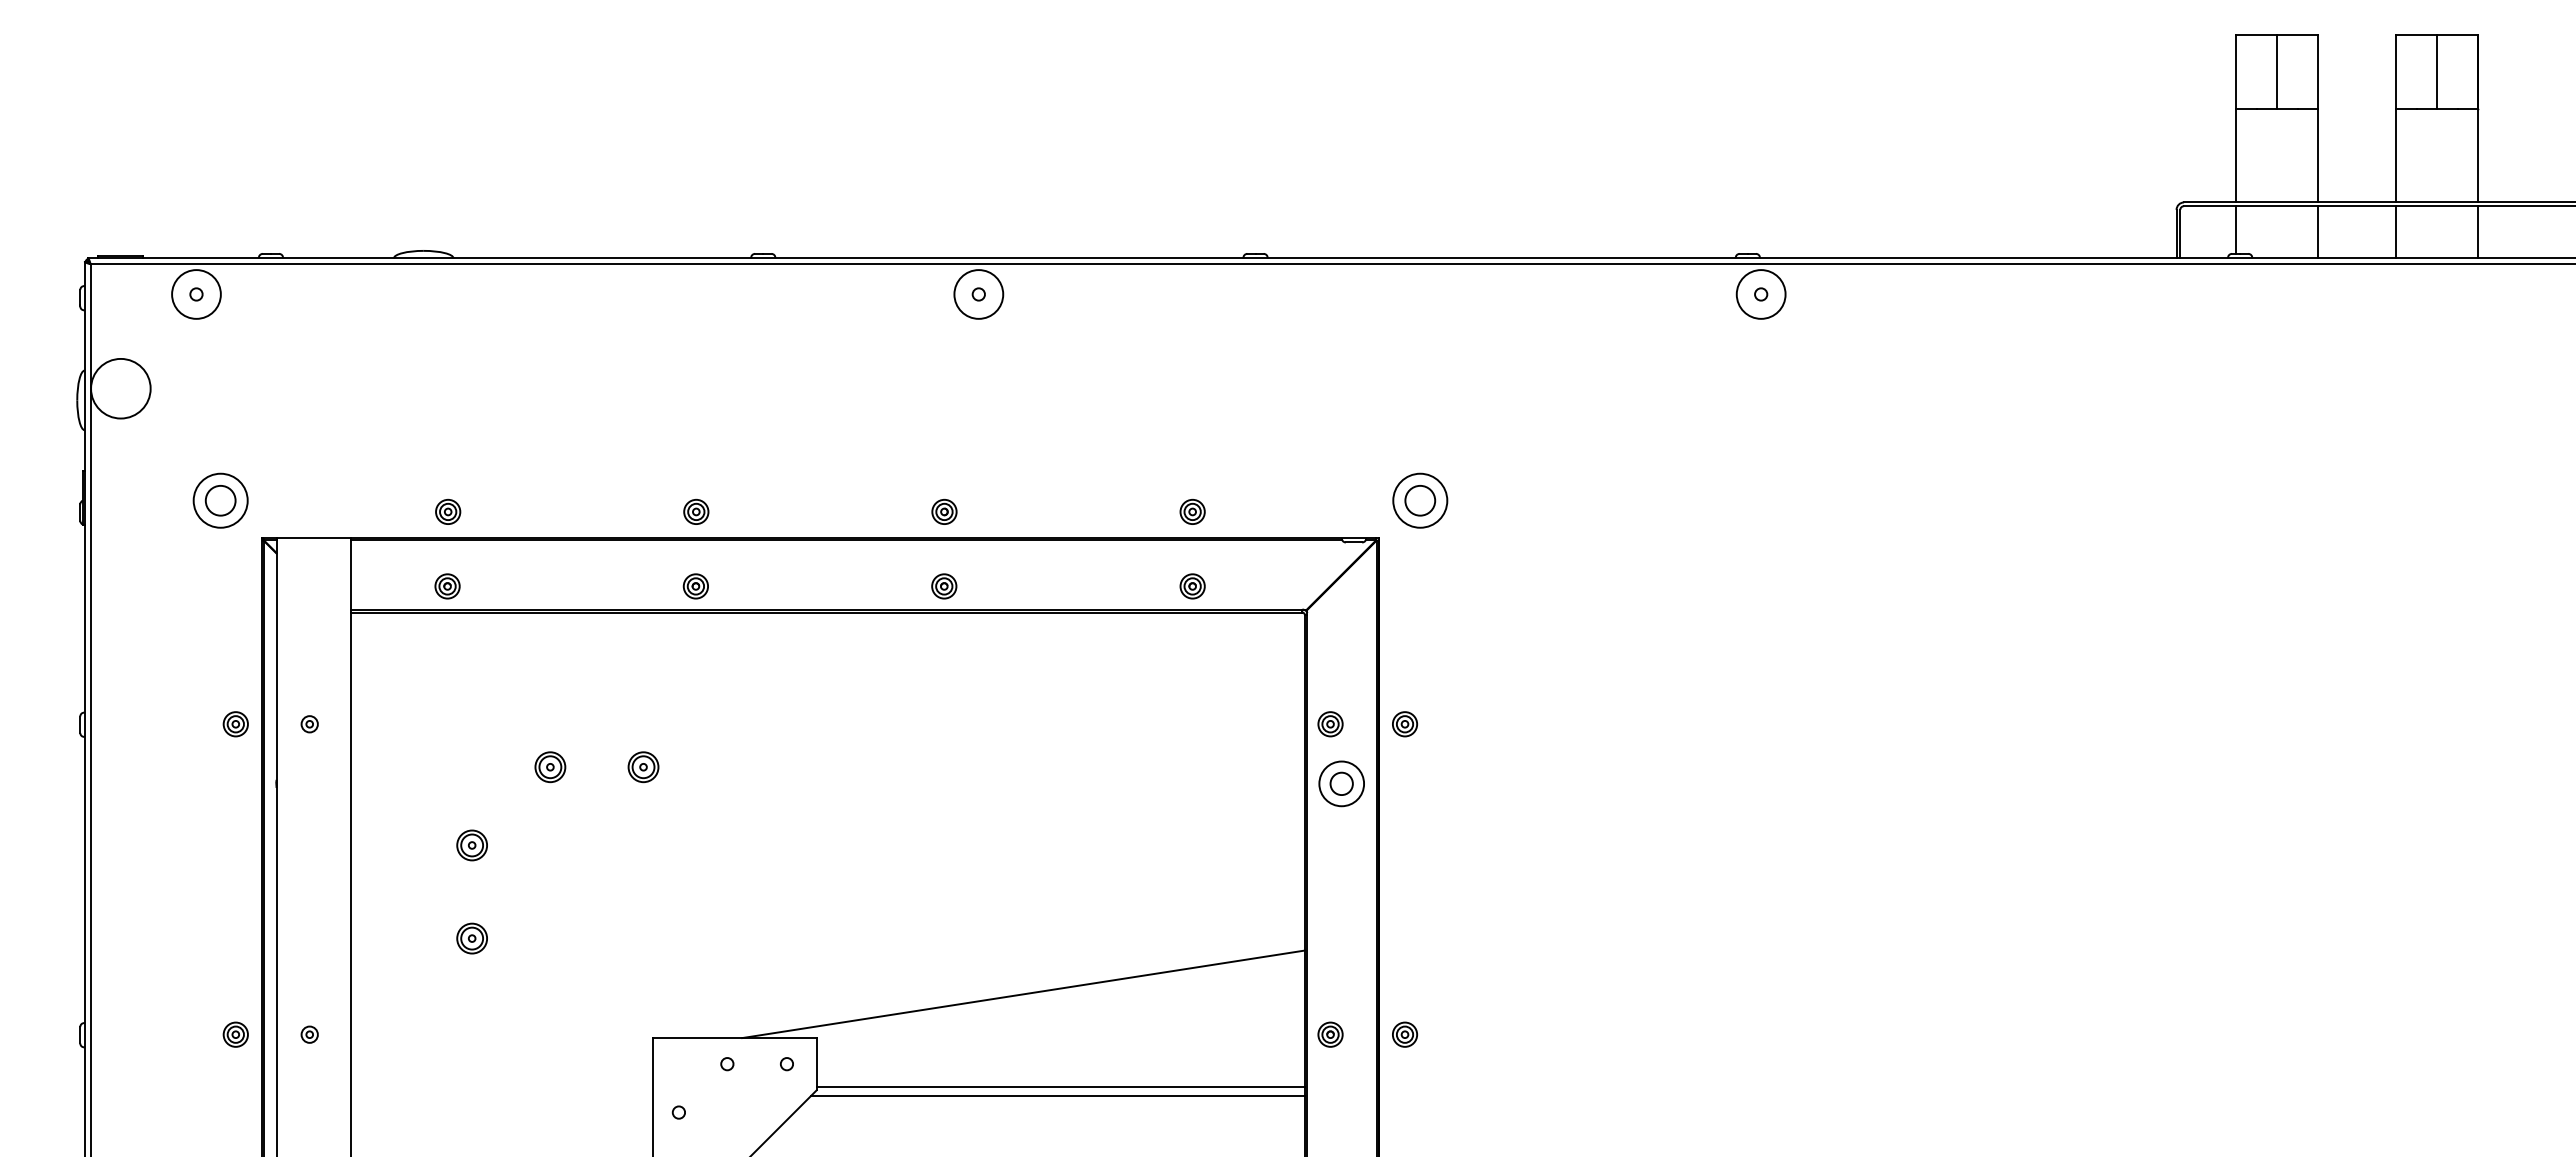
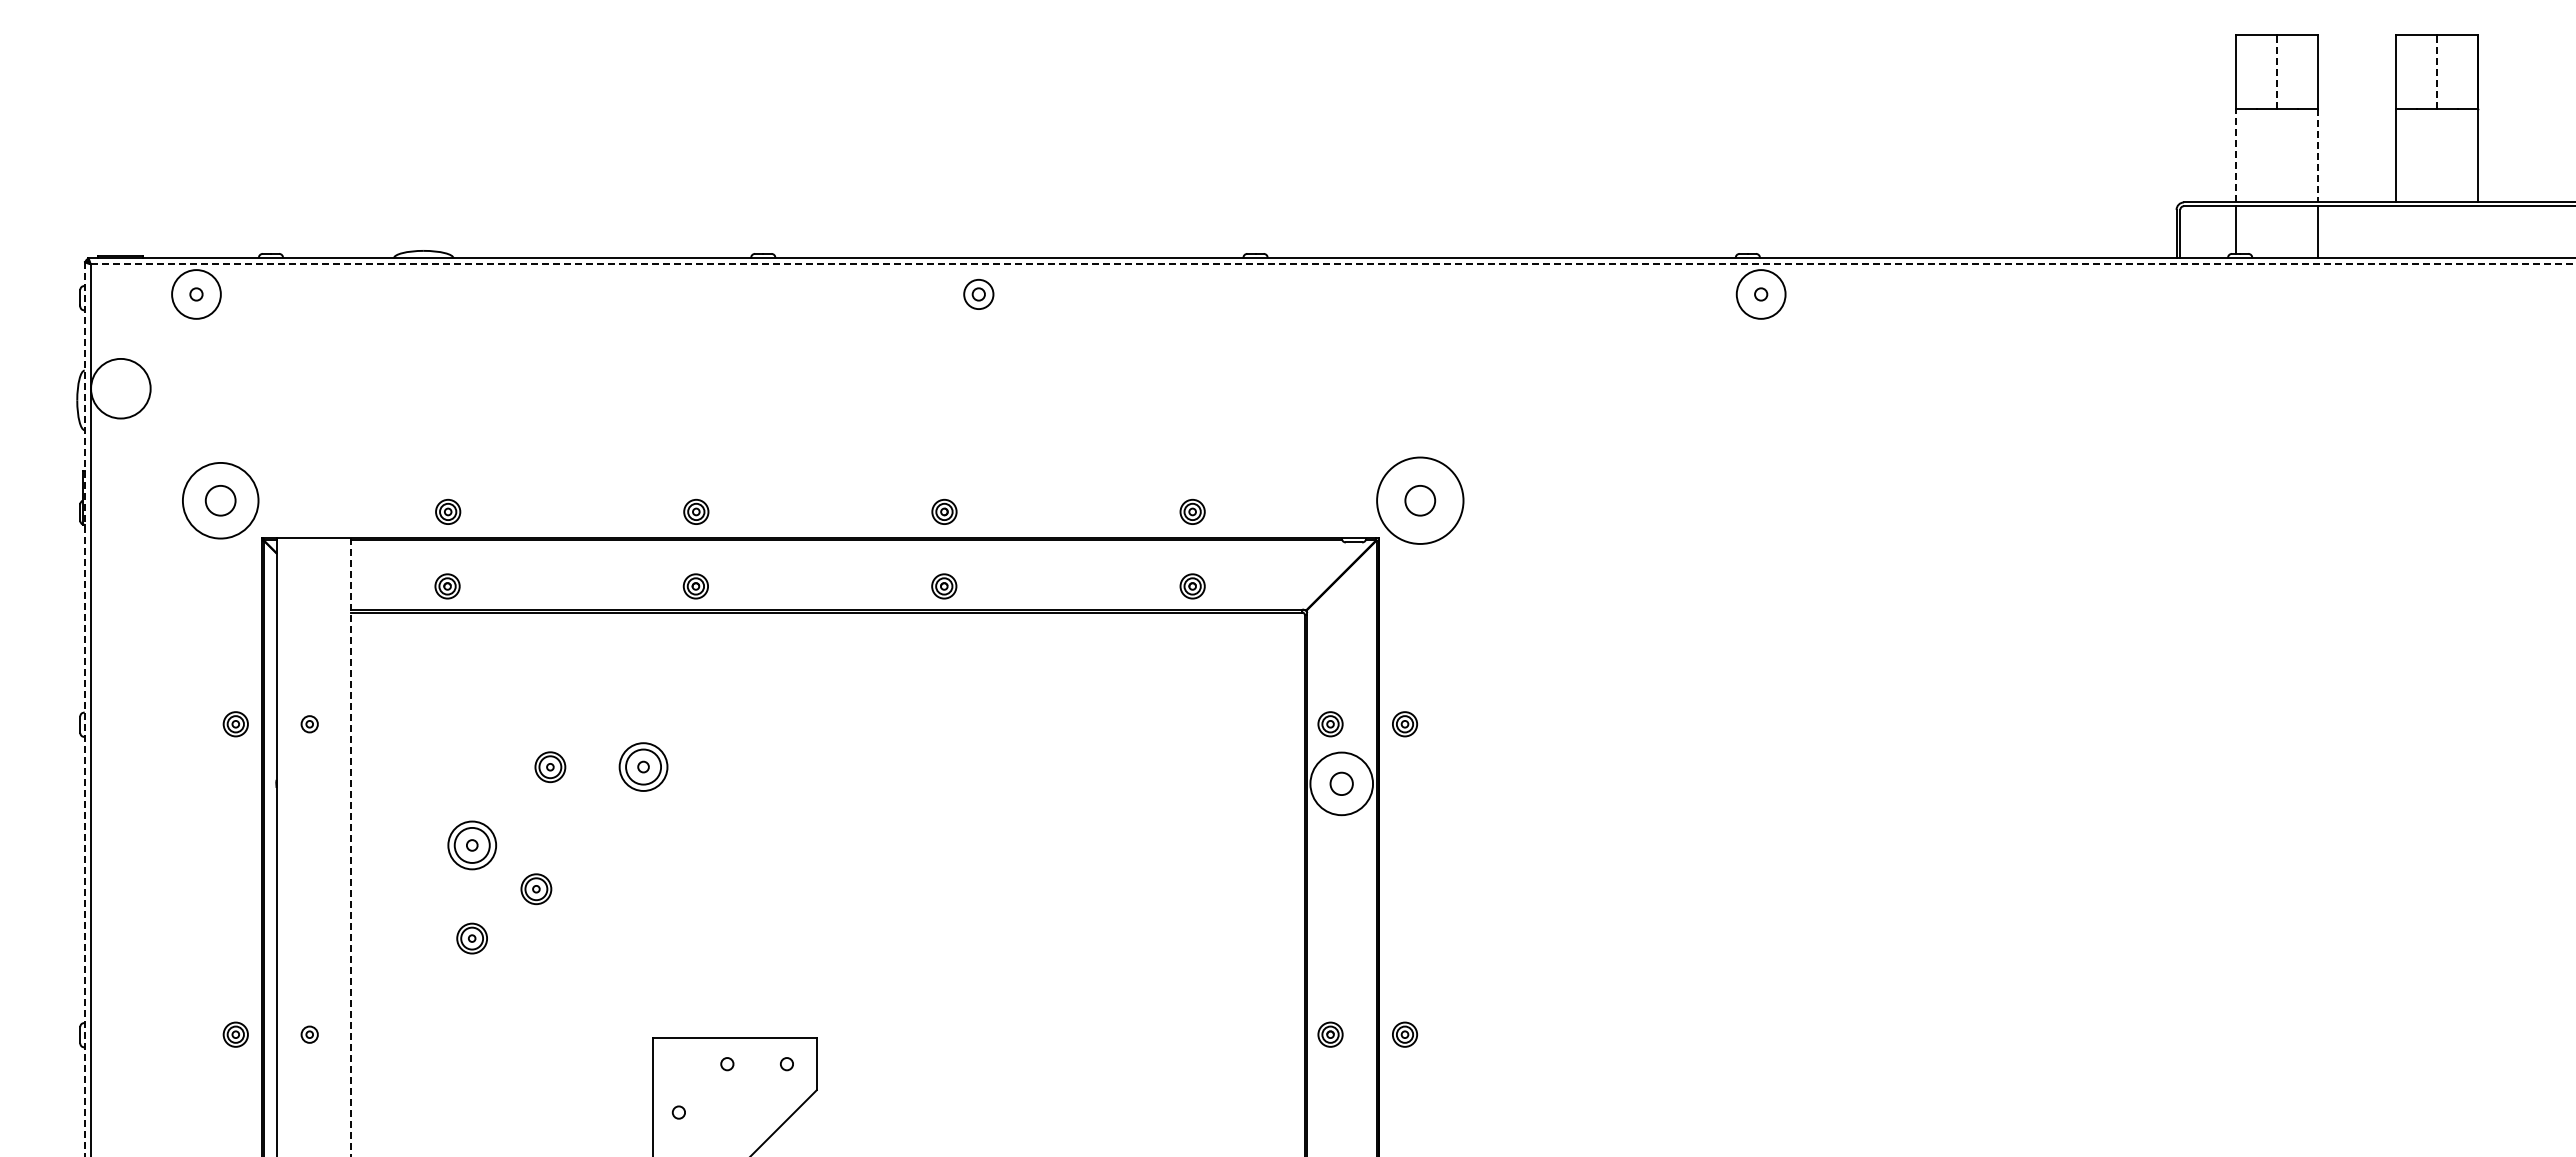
line: solid -> dashed (2277, 71)
line: solid -> dashed (2437, 71)
line: solid -> dashed (2236, 155)
line: solid -> dashed (2318, 155)
line: present -> none (2396, 232)
line: present -> none (2478, 232)
line: solid -> dashed (1333, 264)
circle diameter: 49 px -> 29 px (978, 294)
circle diameter: 54 px -> 76 px (220, 500)
circle diameter: 54 px -> 86 px (1420, 500)
line: solid -> dashed (84, 709)
part size: 33x33 px -> 51x50 px (643, 766)
circle diameter: 45 px -> 63 px (1341, 783)
part size: 32x33 px -> 51x51 px (472, 845)
line: solid -> dashed (351, 847)
part: none -> present (536, 889)
line: present -> none (1023, 994)
line: present -> none (1060, 1087)
line: present -> none (1057, 1095)
